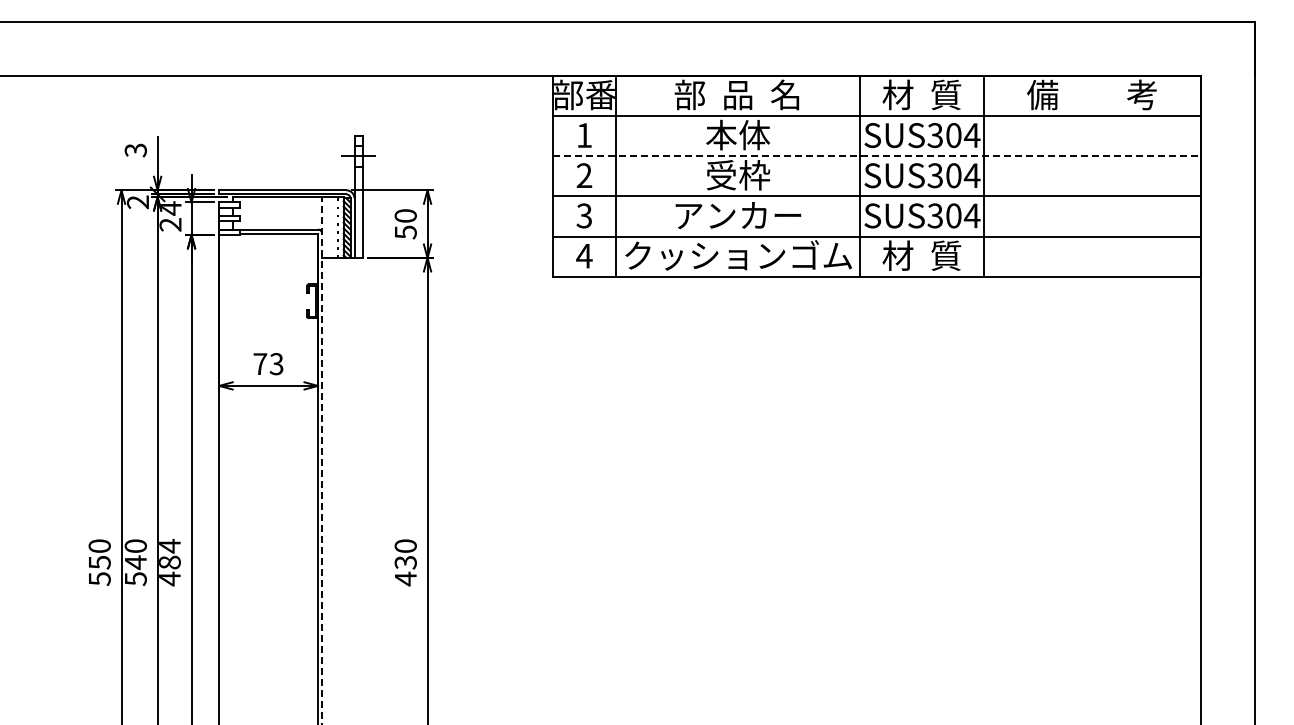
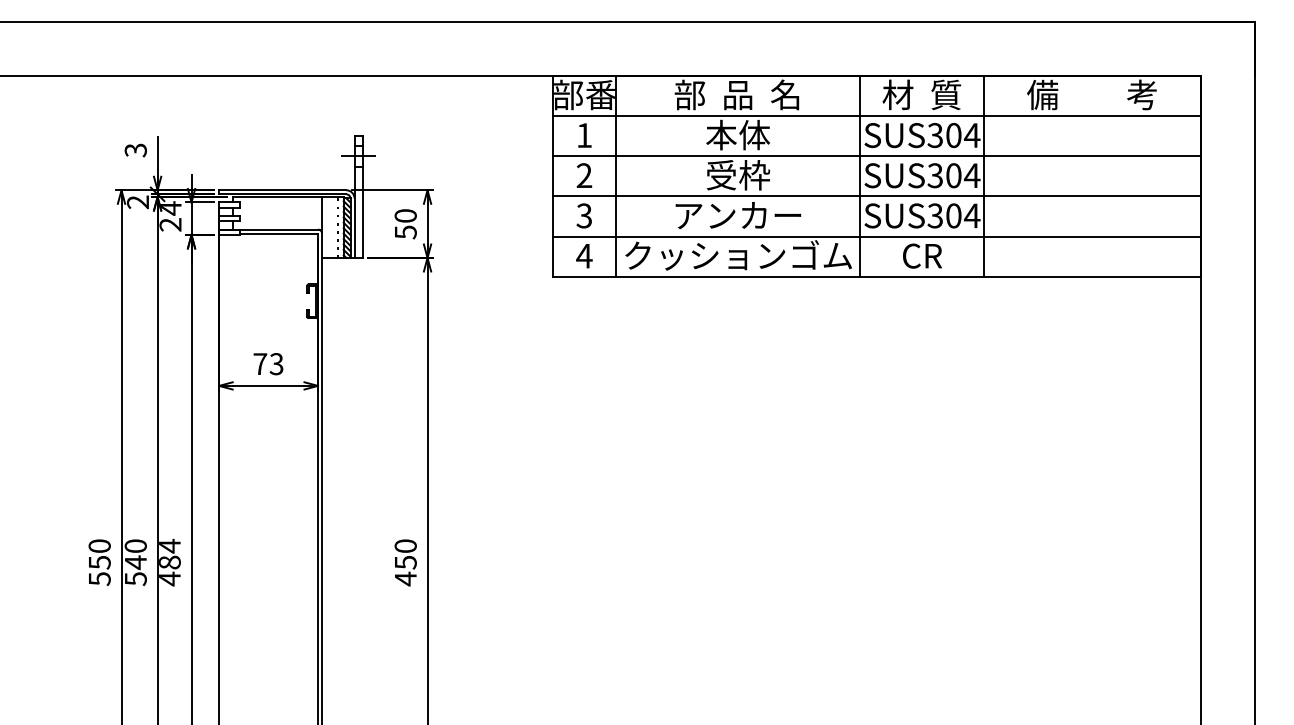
line: dashed -> solid (877, 156)
text: 材  質 -> CR (921, 255)
line: dashed -> solid (322, 460)
text: 430 -> 450 (405, 562)
